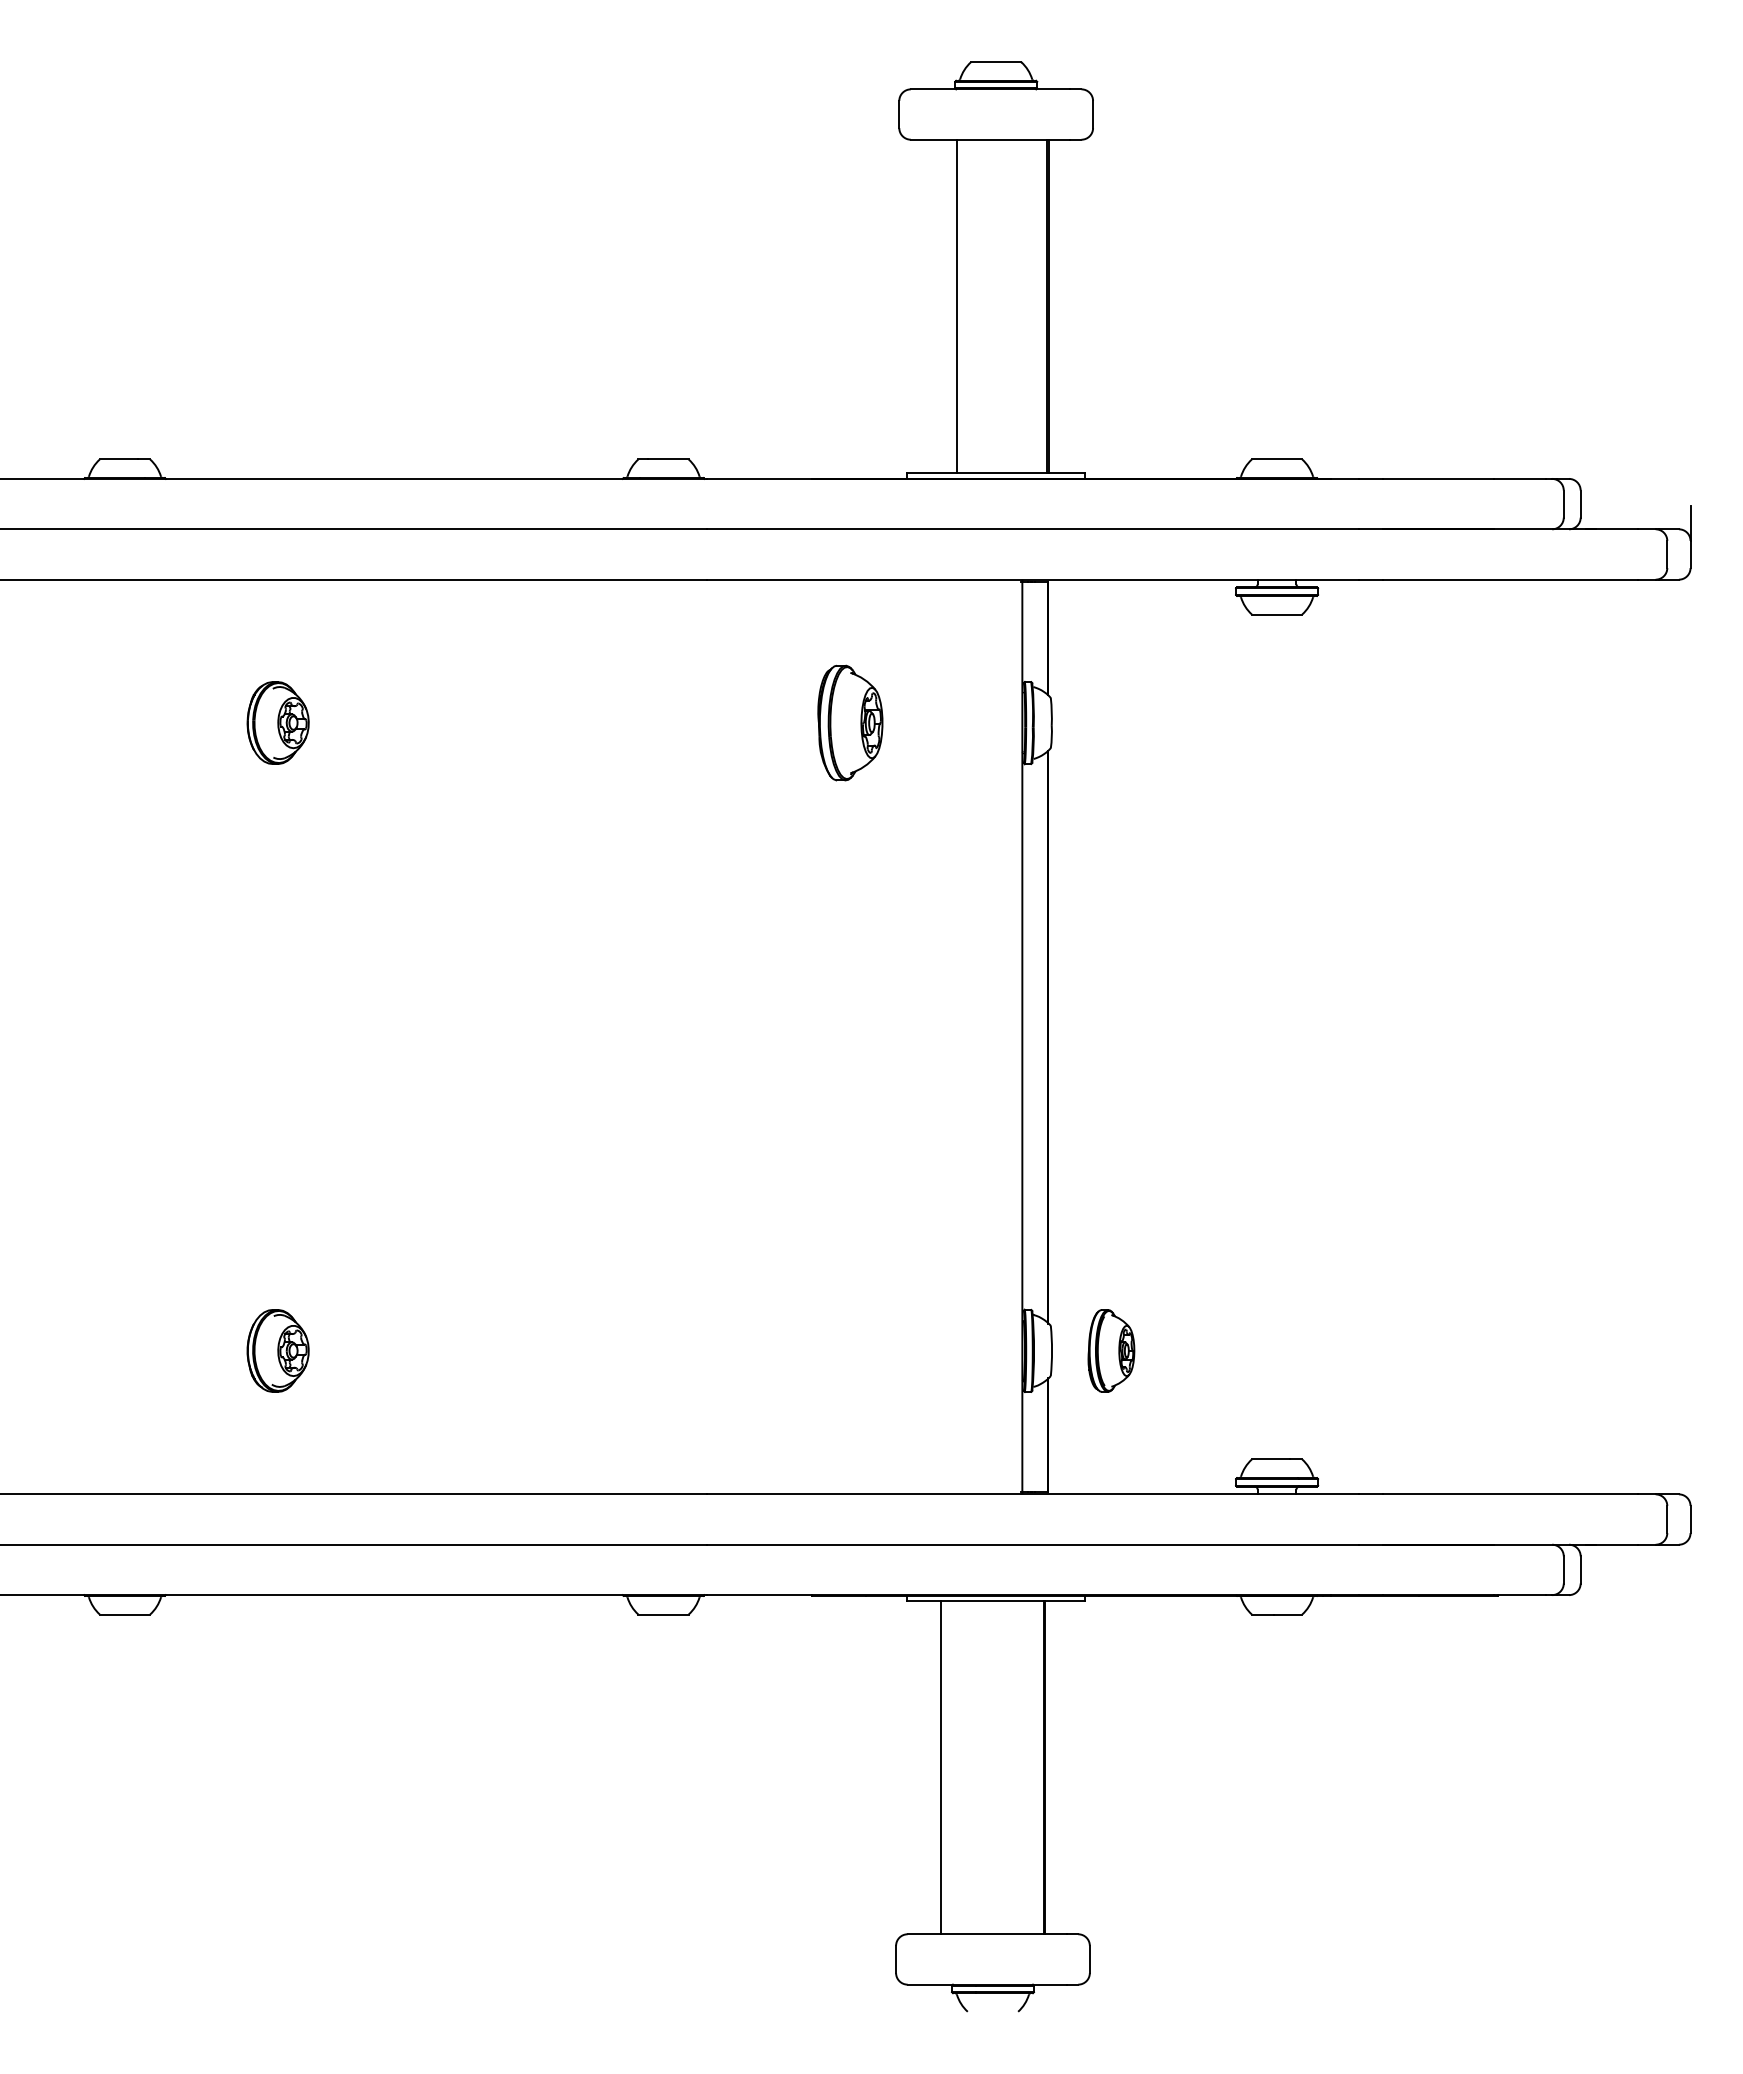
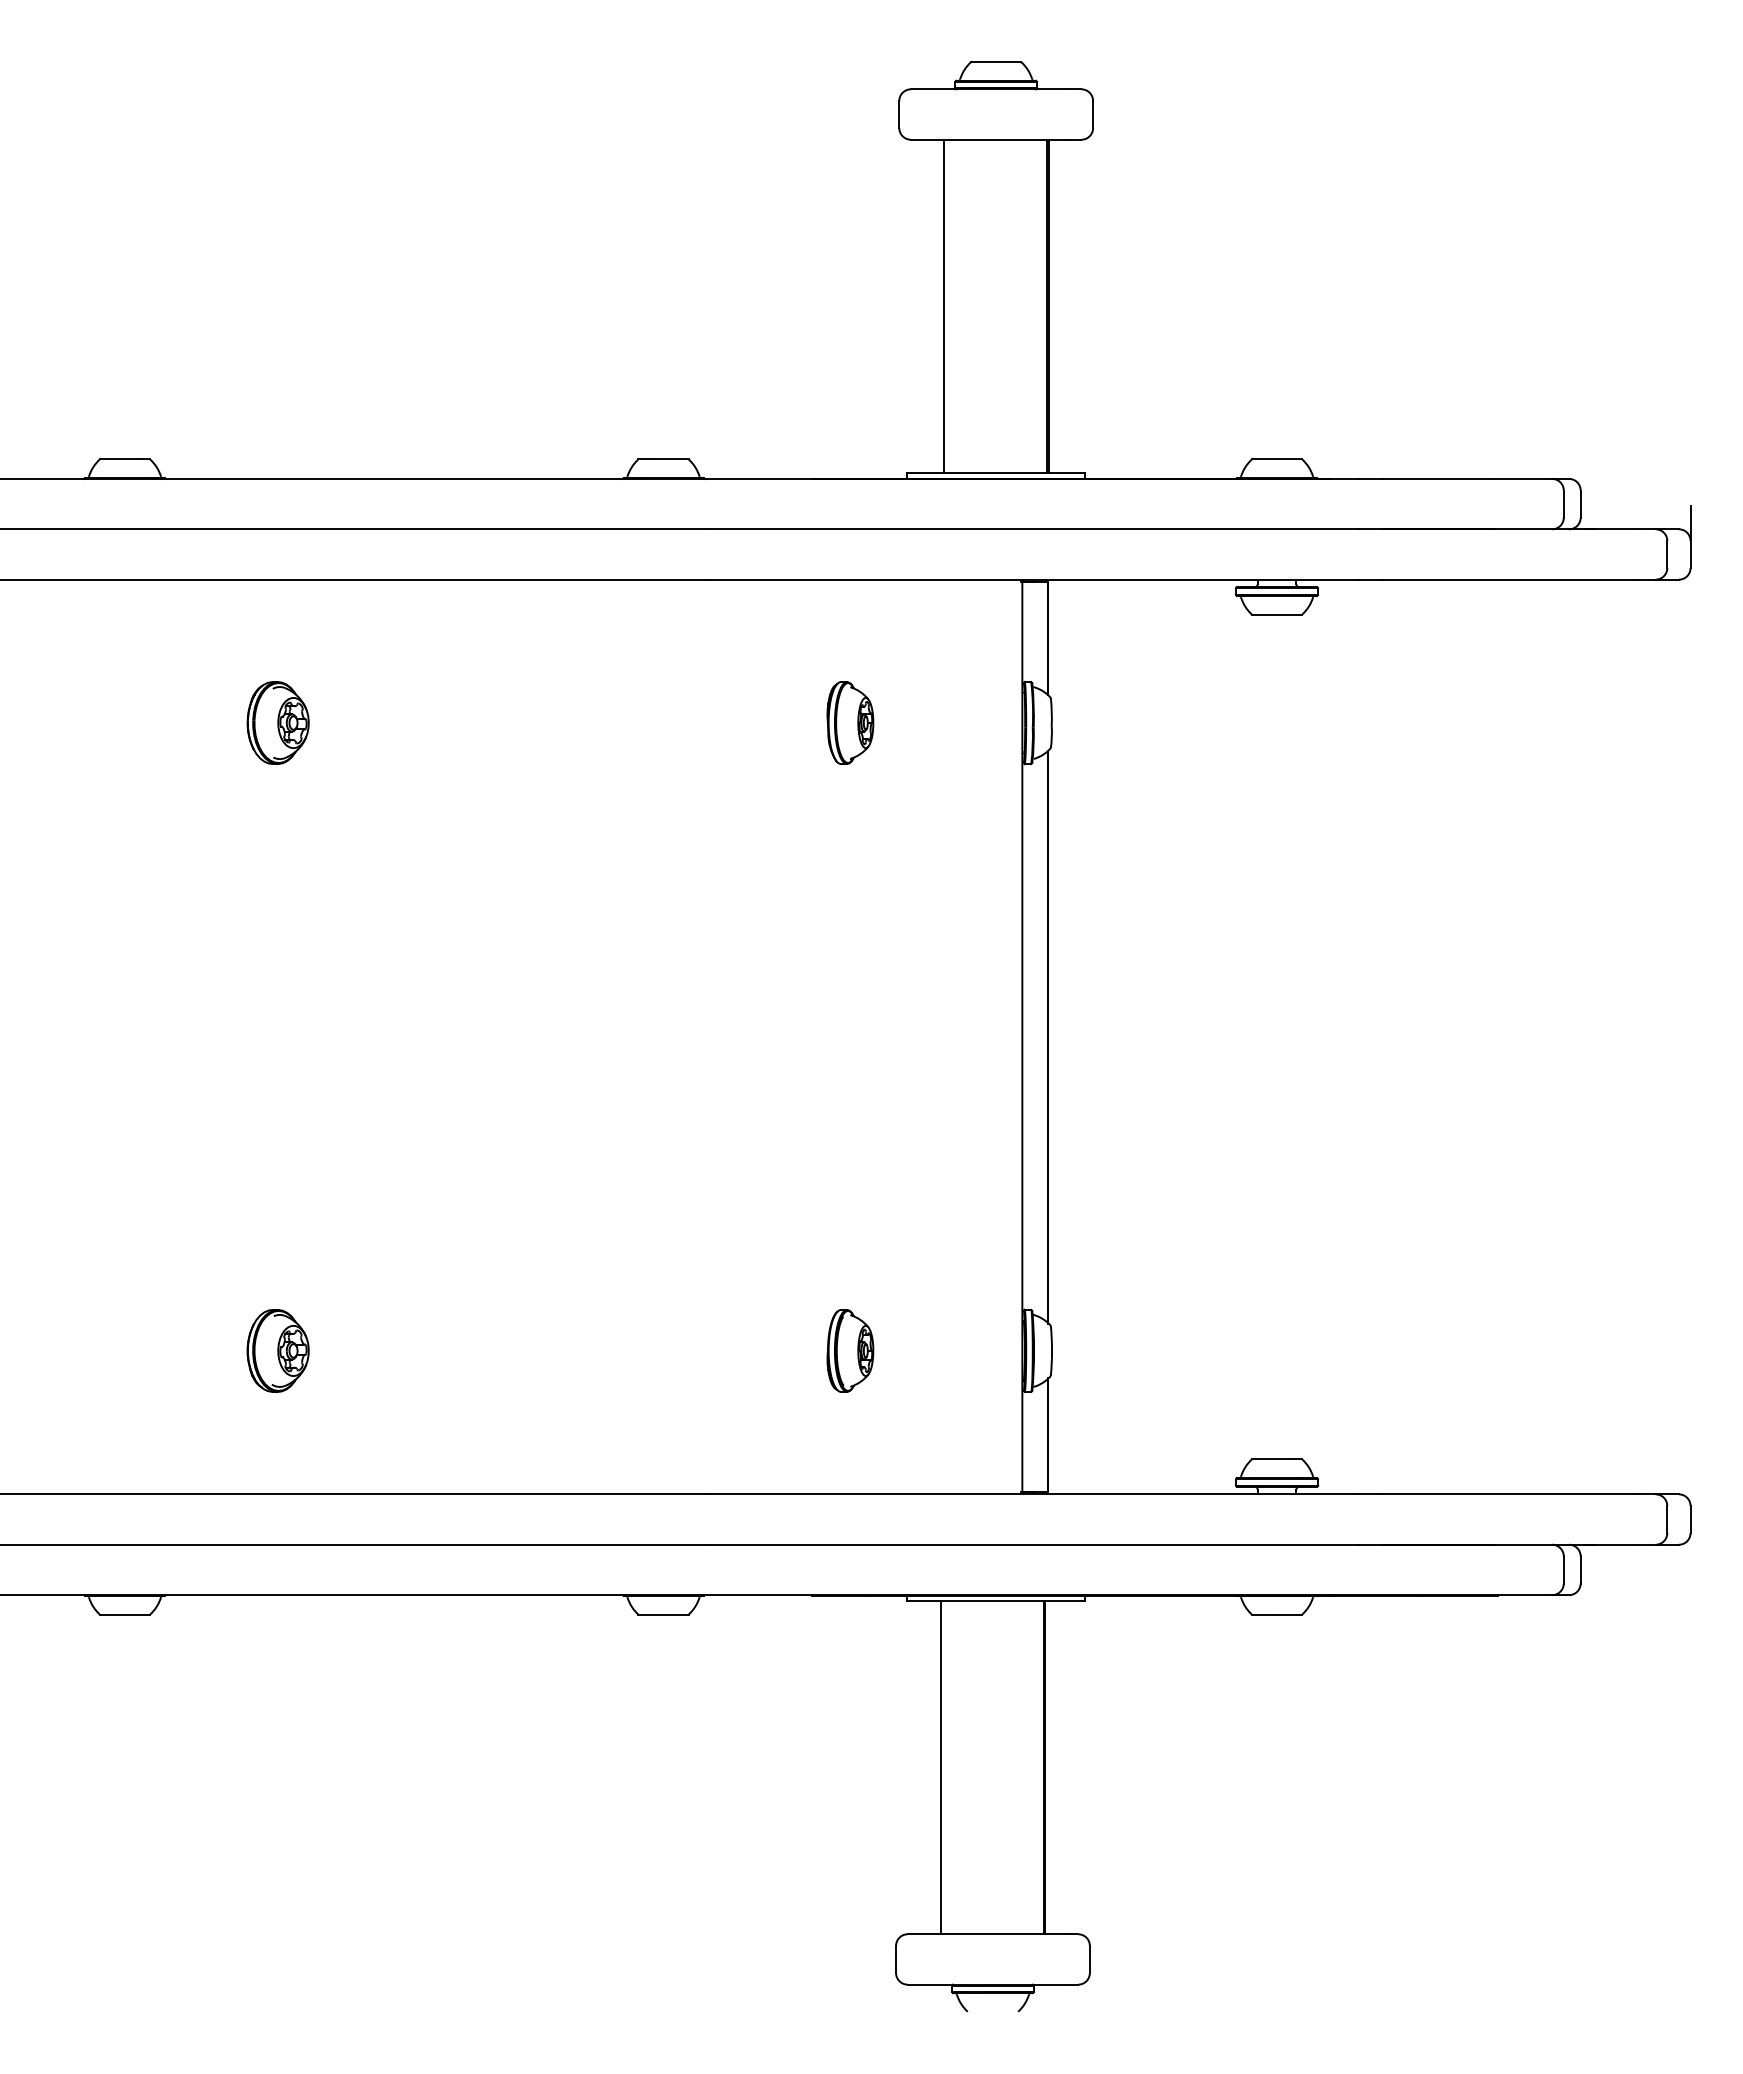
line position: (956, 306) -> (943, 306) (943, 306)
part size: 67x118 px -> 49x84 px (850, 722)
part position: (1111, 1350) -> (850, 1350) (850, 1350)
